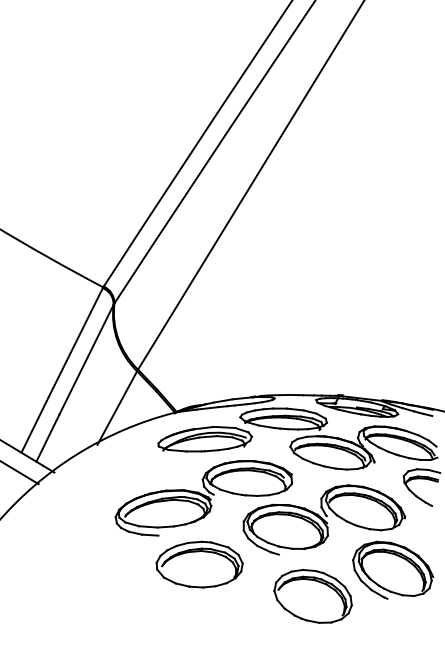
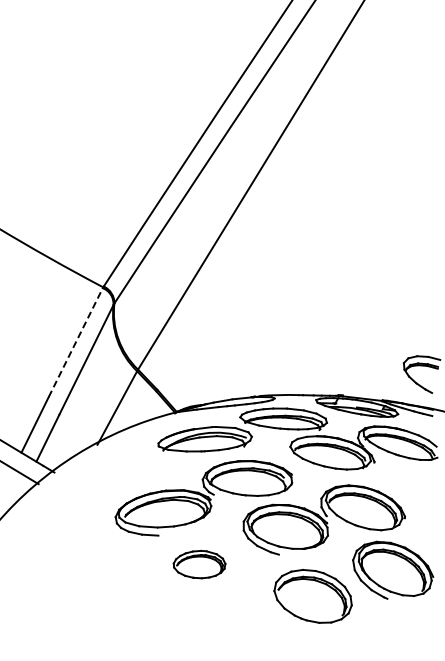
line: solid -> dashed (75, 342)
part position: (421, 479) -> (421, 366) (421, 366)
part size: 89x49 px -> 55x31 px (199, 564)
